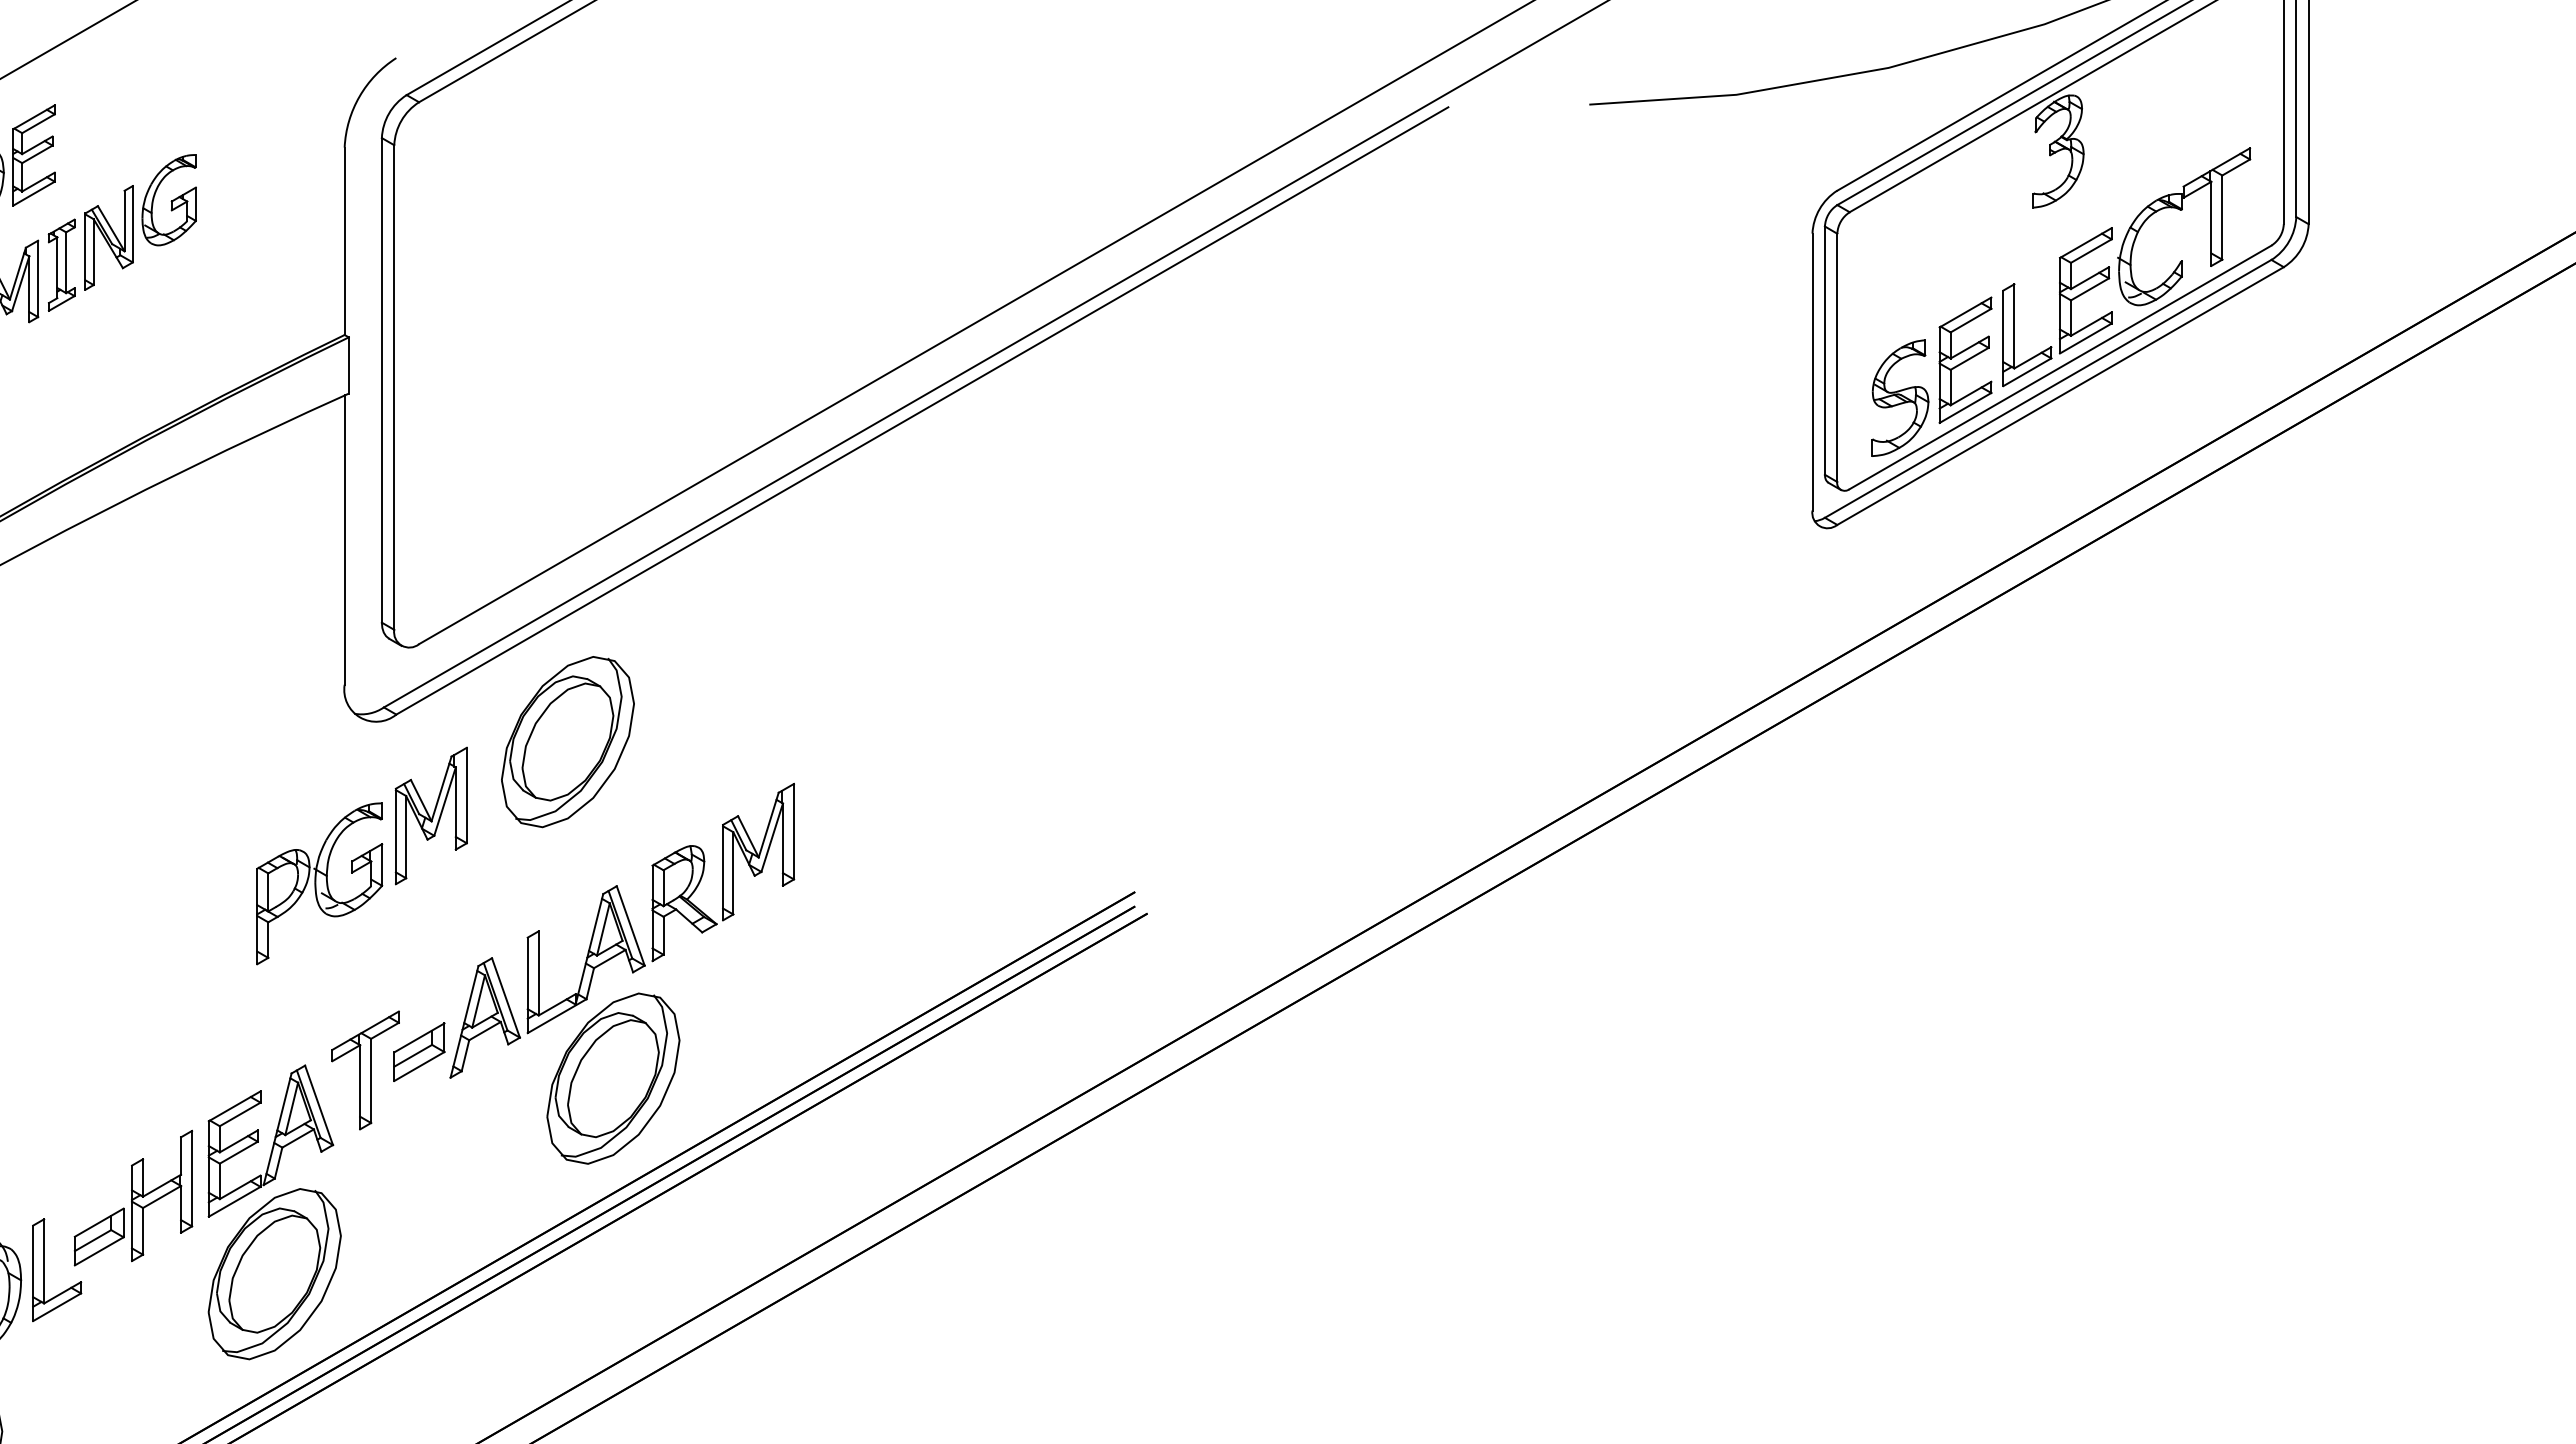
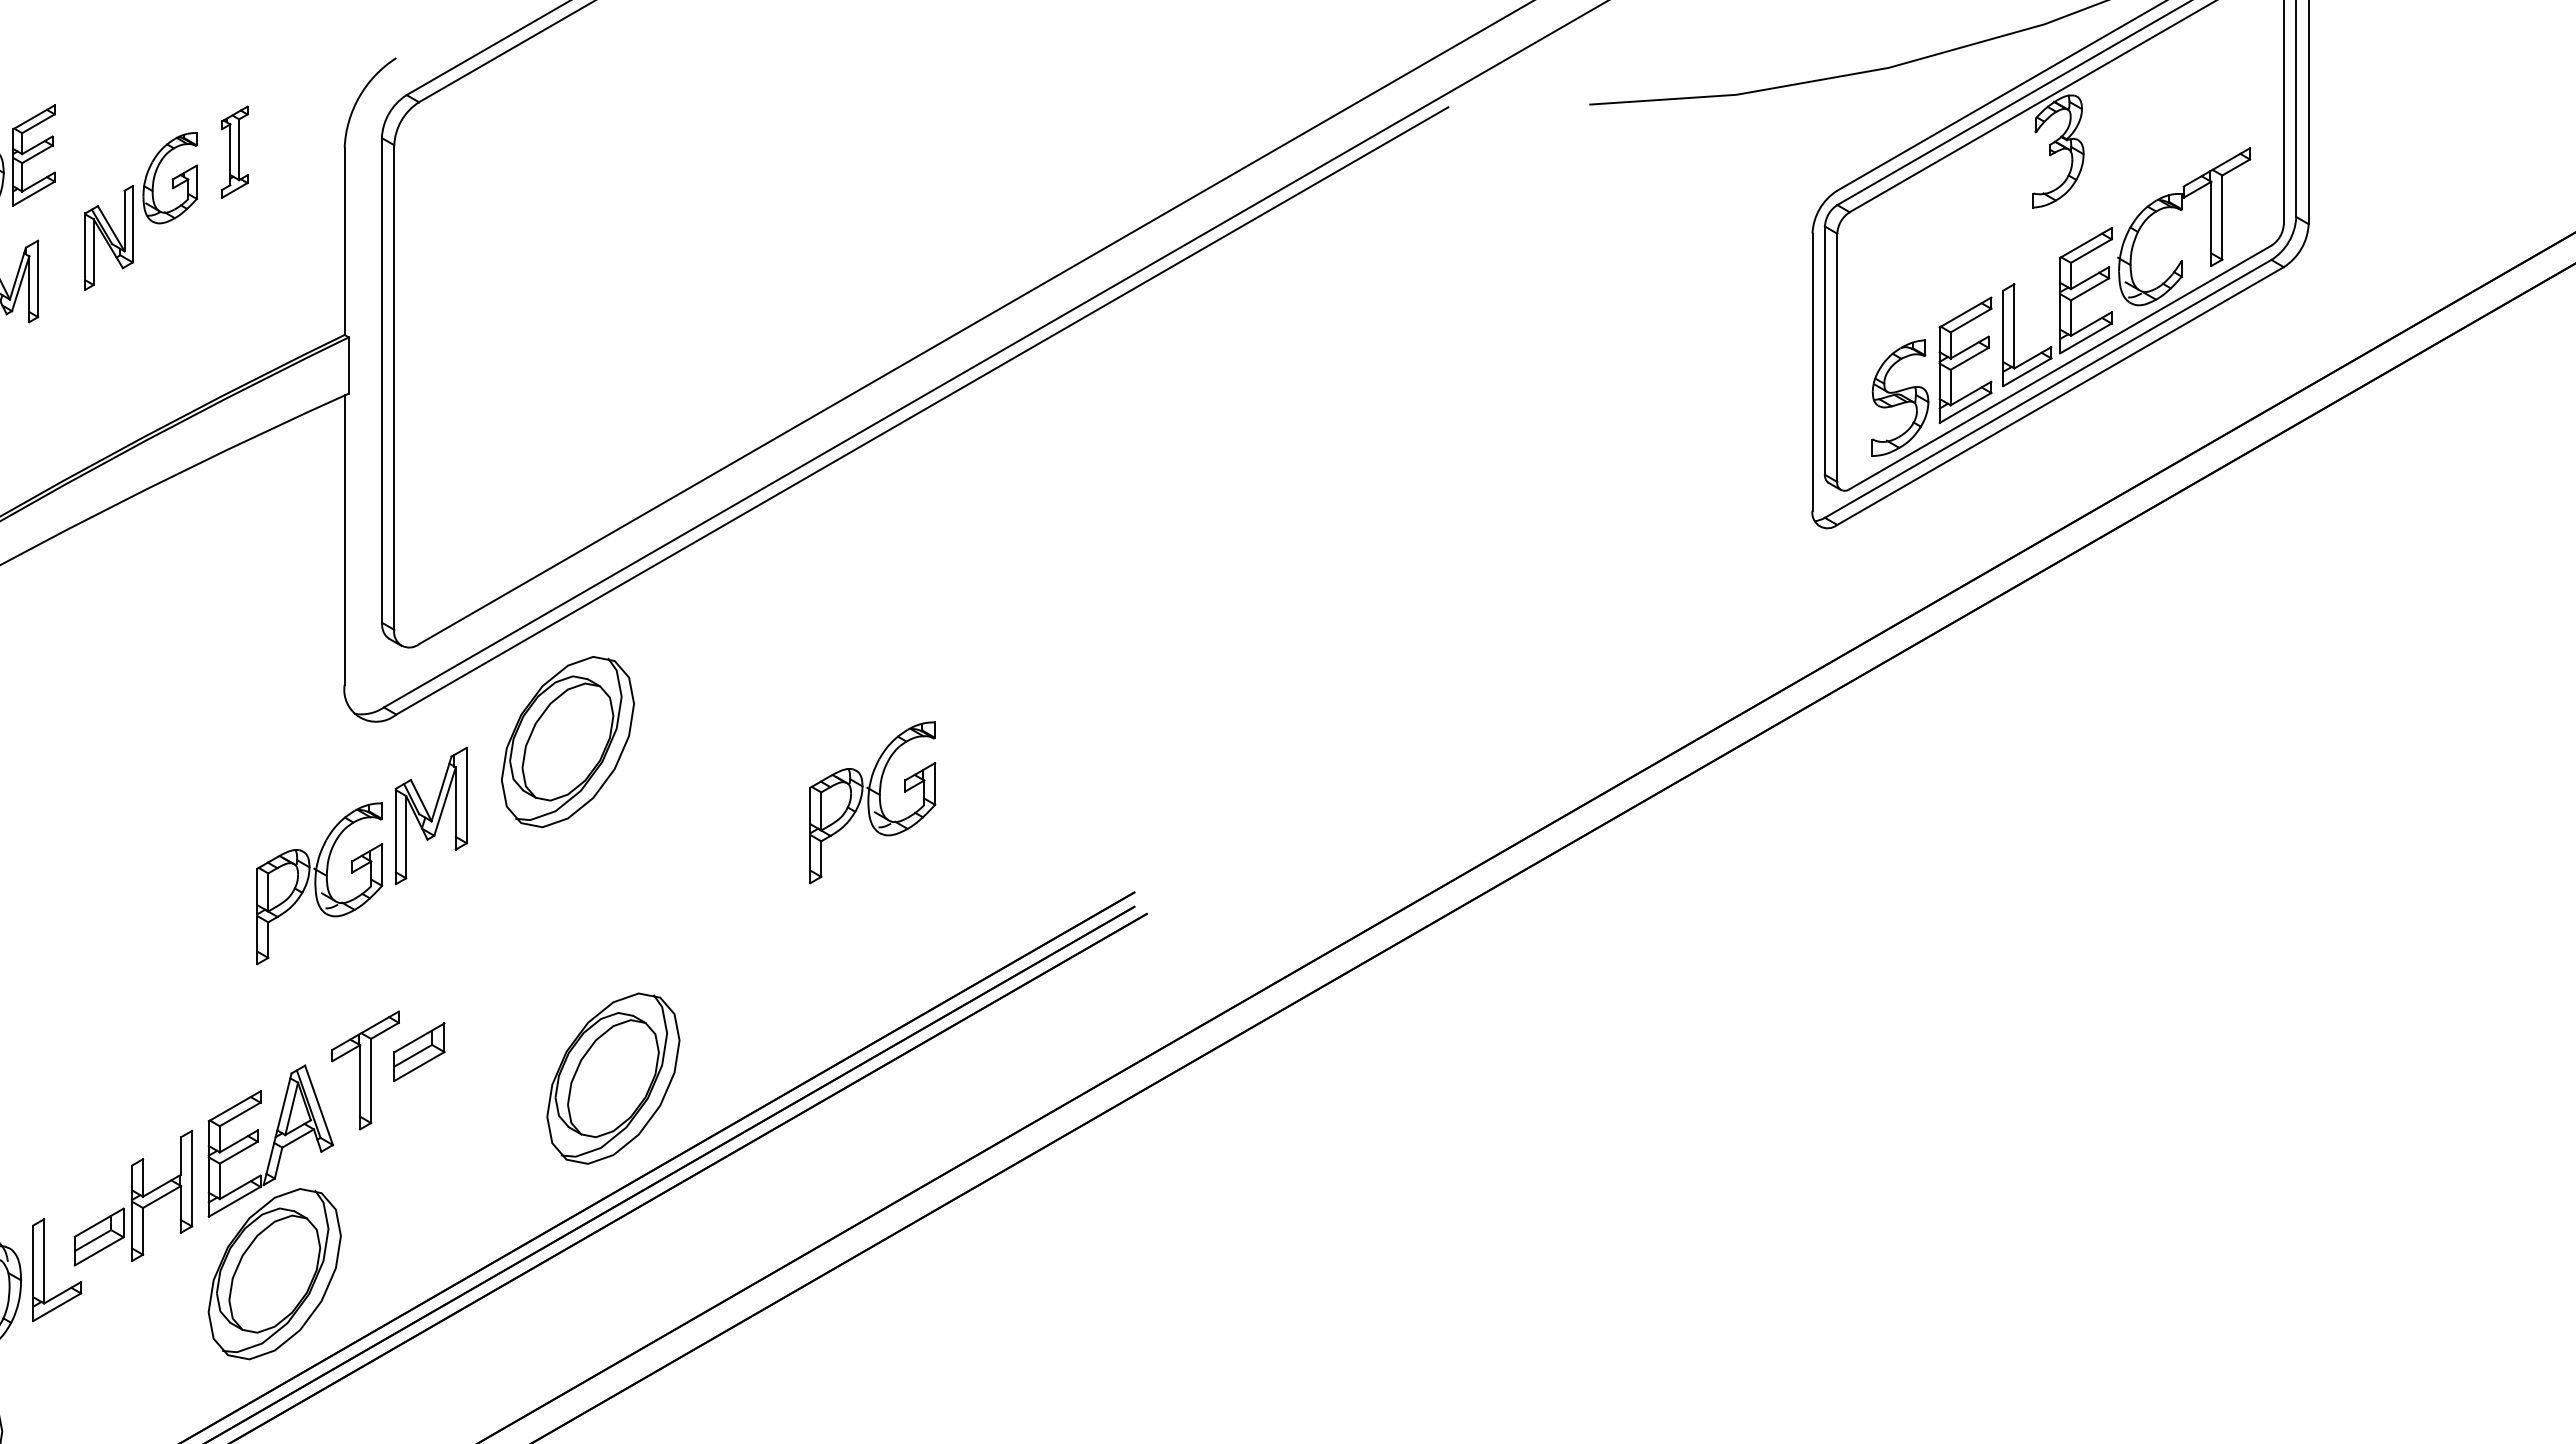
line: present -> none (67, 39)
part position: (168, 200) -> (169, 178) (169, 178)
part position: (61, 264) -> (234, 151) (234, 151)
part: none -> present (872, 802)
part: present -> none (622, 930)
